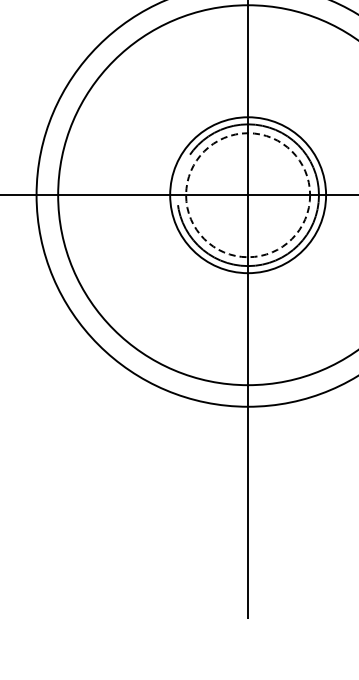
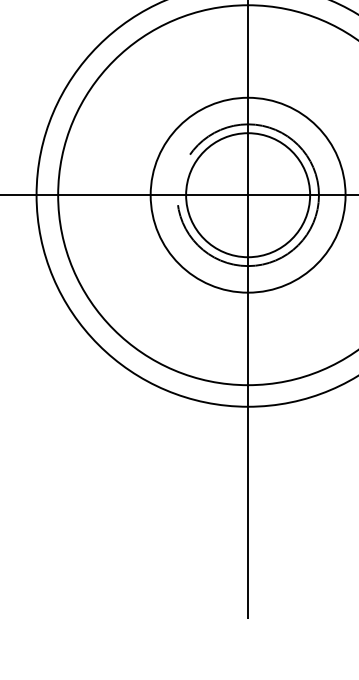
circle diameter: 156 px -> 195 px (247, 194)
circle: dashed -> solid (248, 195)
